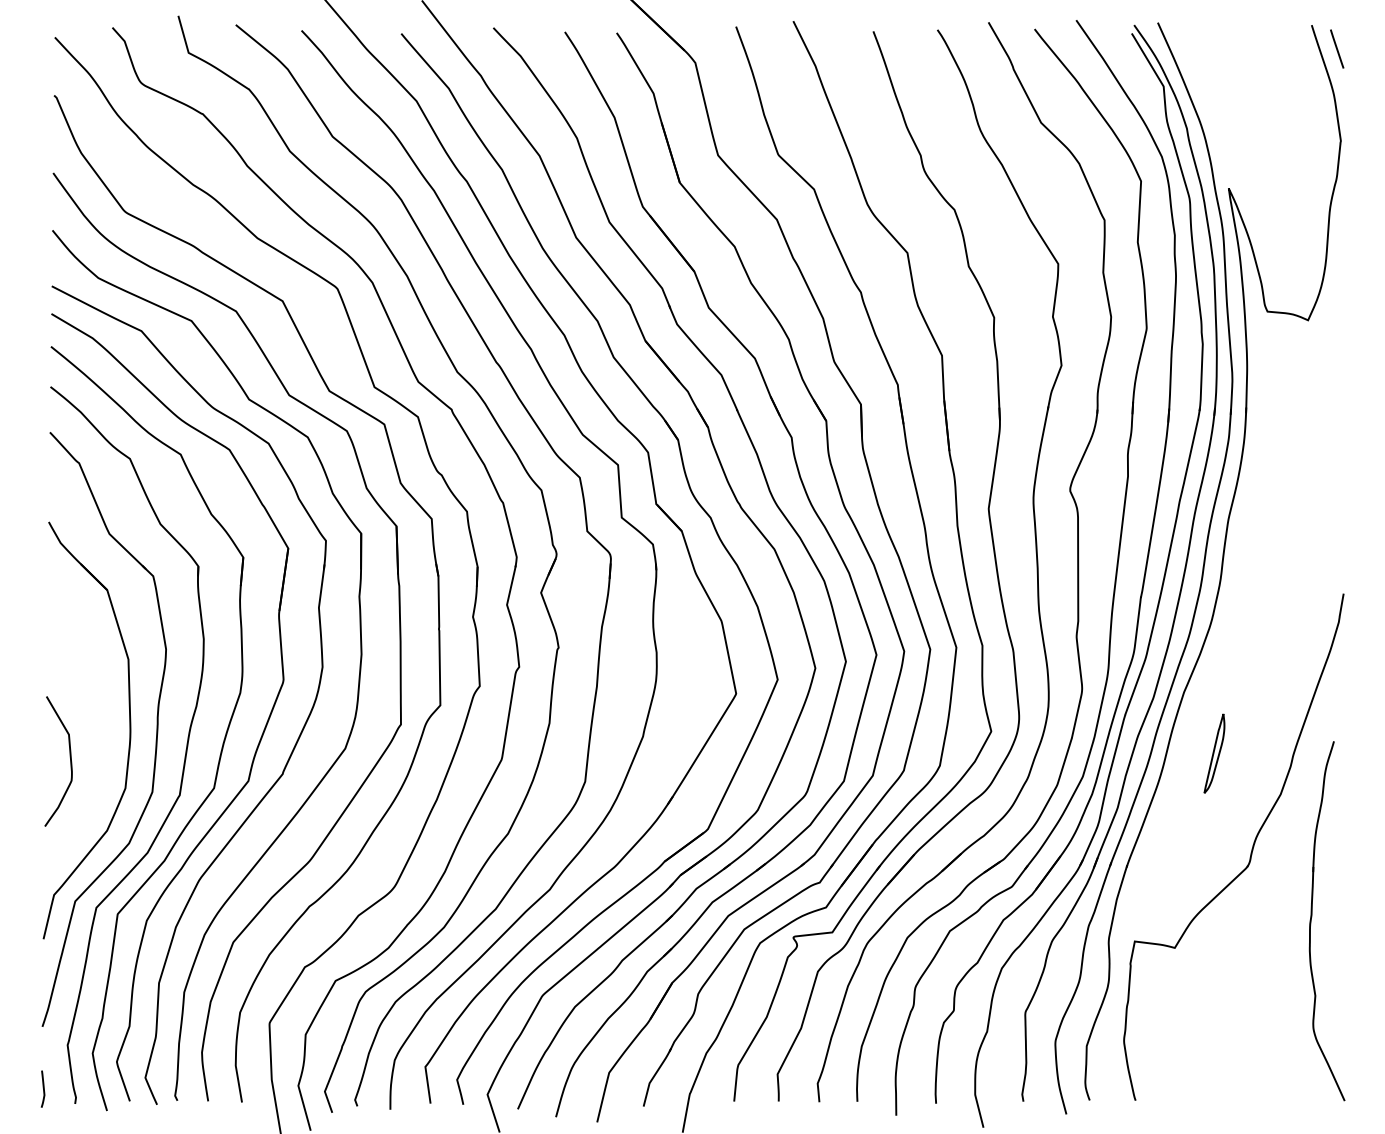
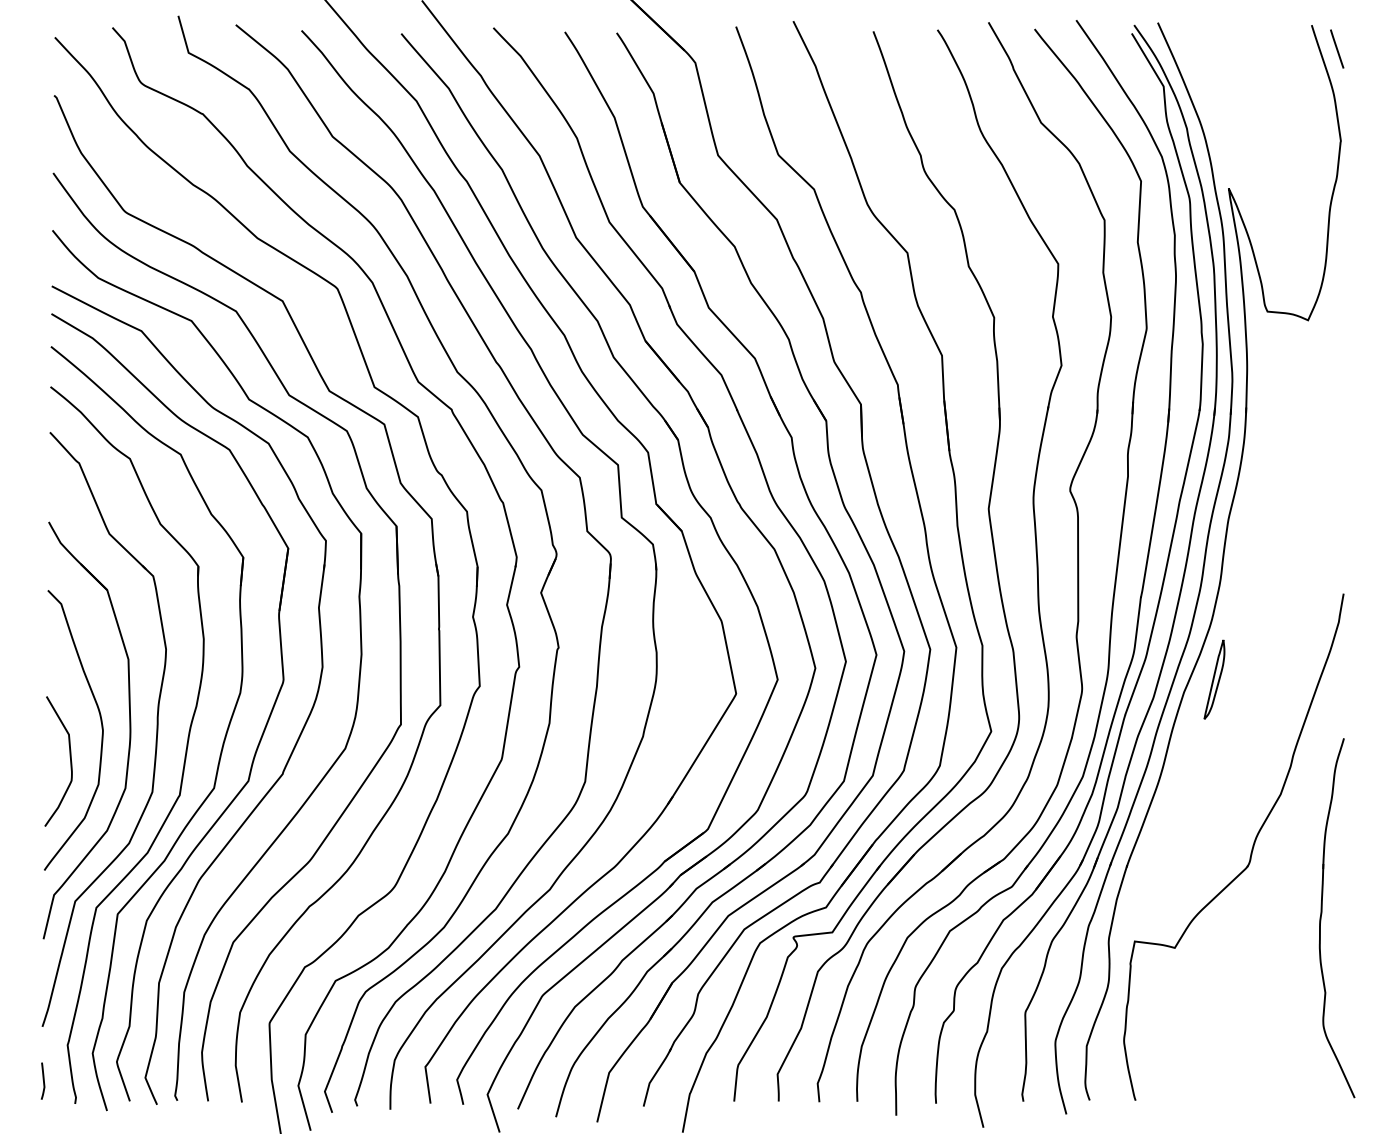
curve: none -> present (101, 728)
part position: (1214, 753) -> (1214, 679) (1214, 679)
part position: (1312, 917) -> (1322, 914) (1322, 914)
curve position: (42, 1087) -> (42, 1079) (42, 1079)
